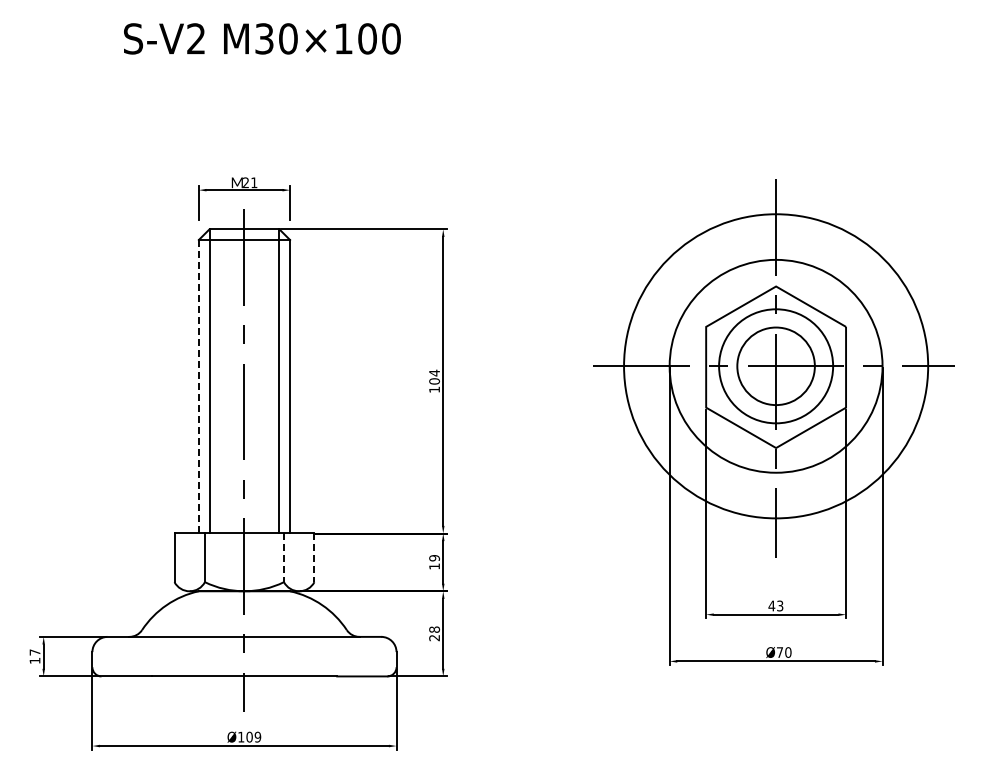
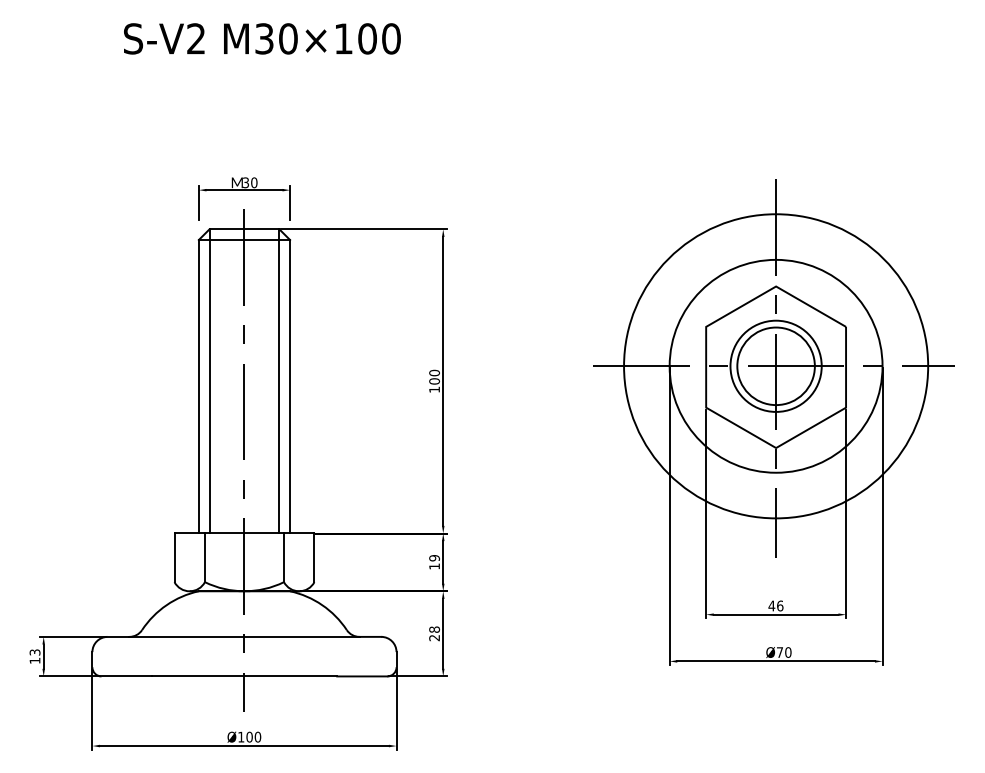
text: 21 -> 30 (250, 182)
circle diameter: 114 px -> 91 px (775, 365)
text: 104 -> 100 (434, 372)
line: dashed -> solid (198, 386)
line: dashed -> solid (284, 558)
line: dashed -> solid (314, 558)
text: 43 -> 46 (780, 605)
text: 17 -> 13 (34, 652)
text: Ø109 -> Ø100 (257, 737)
